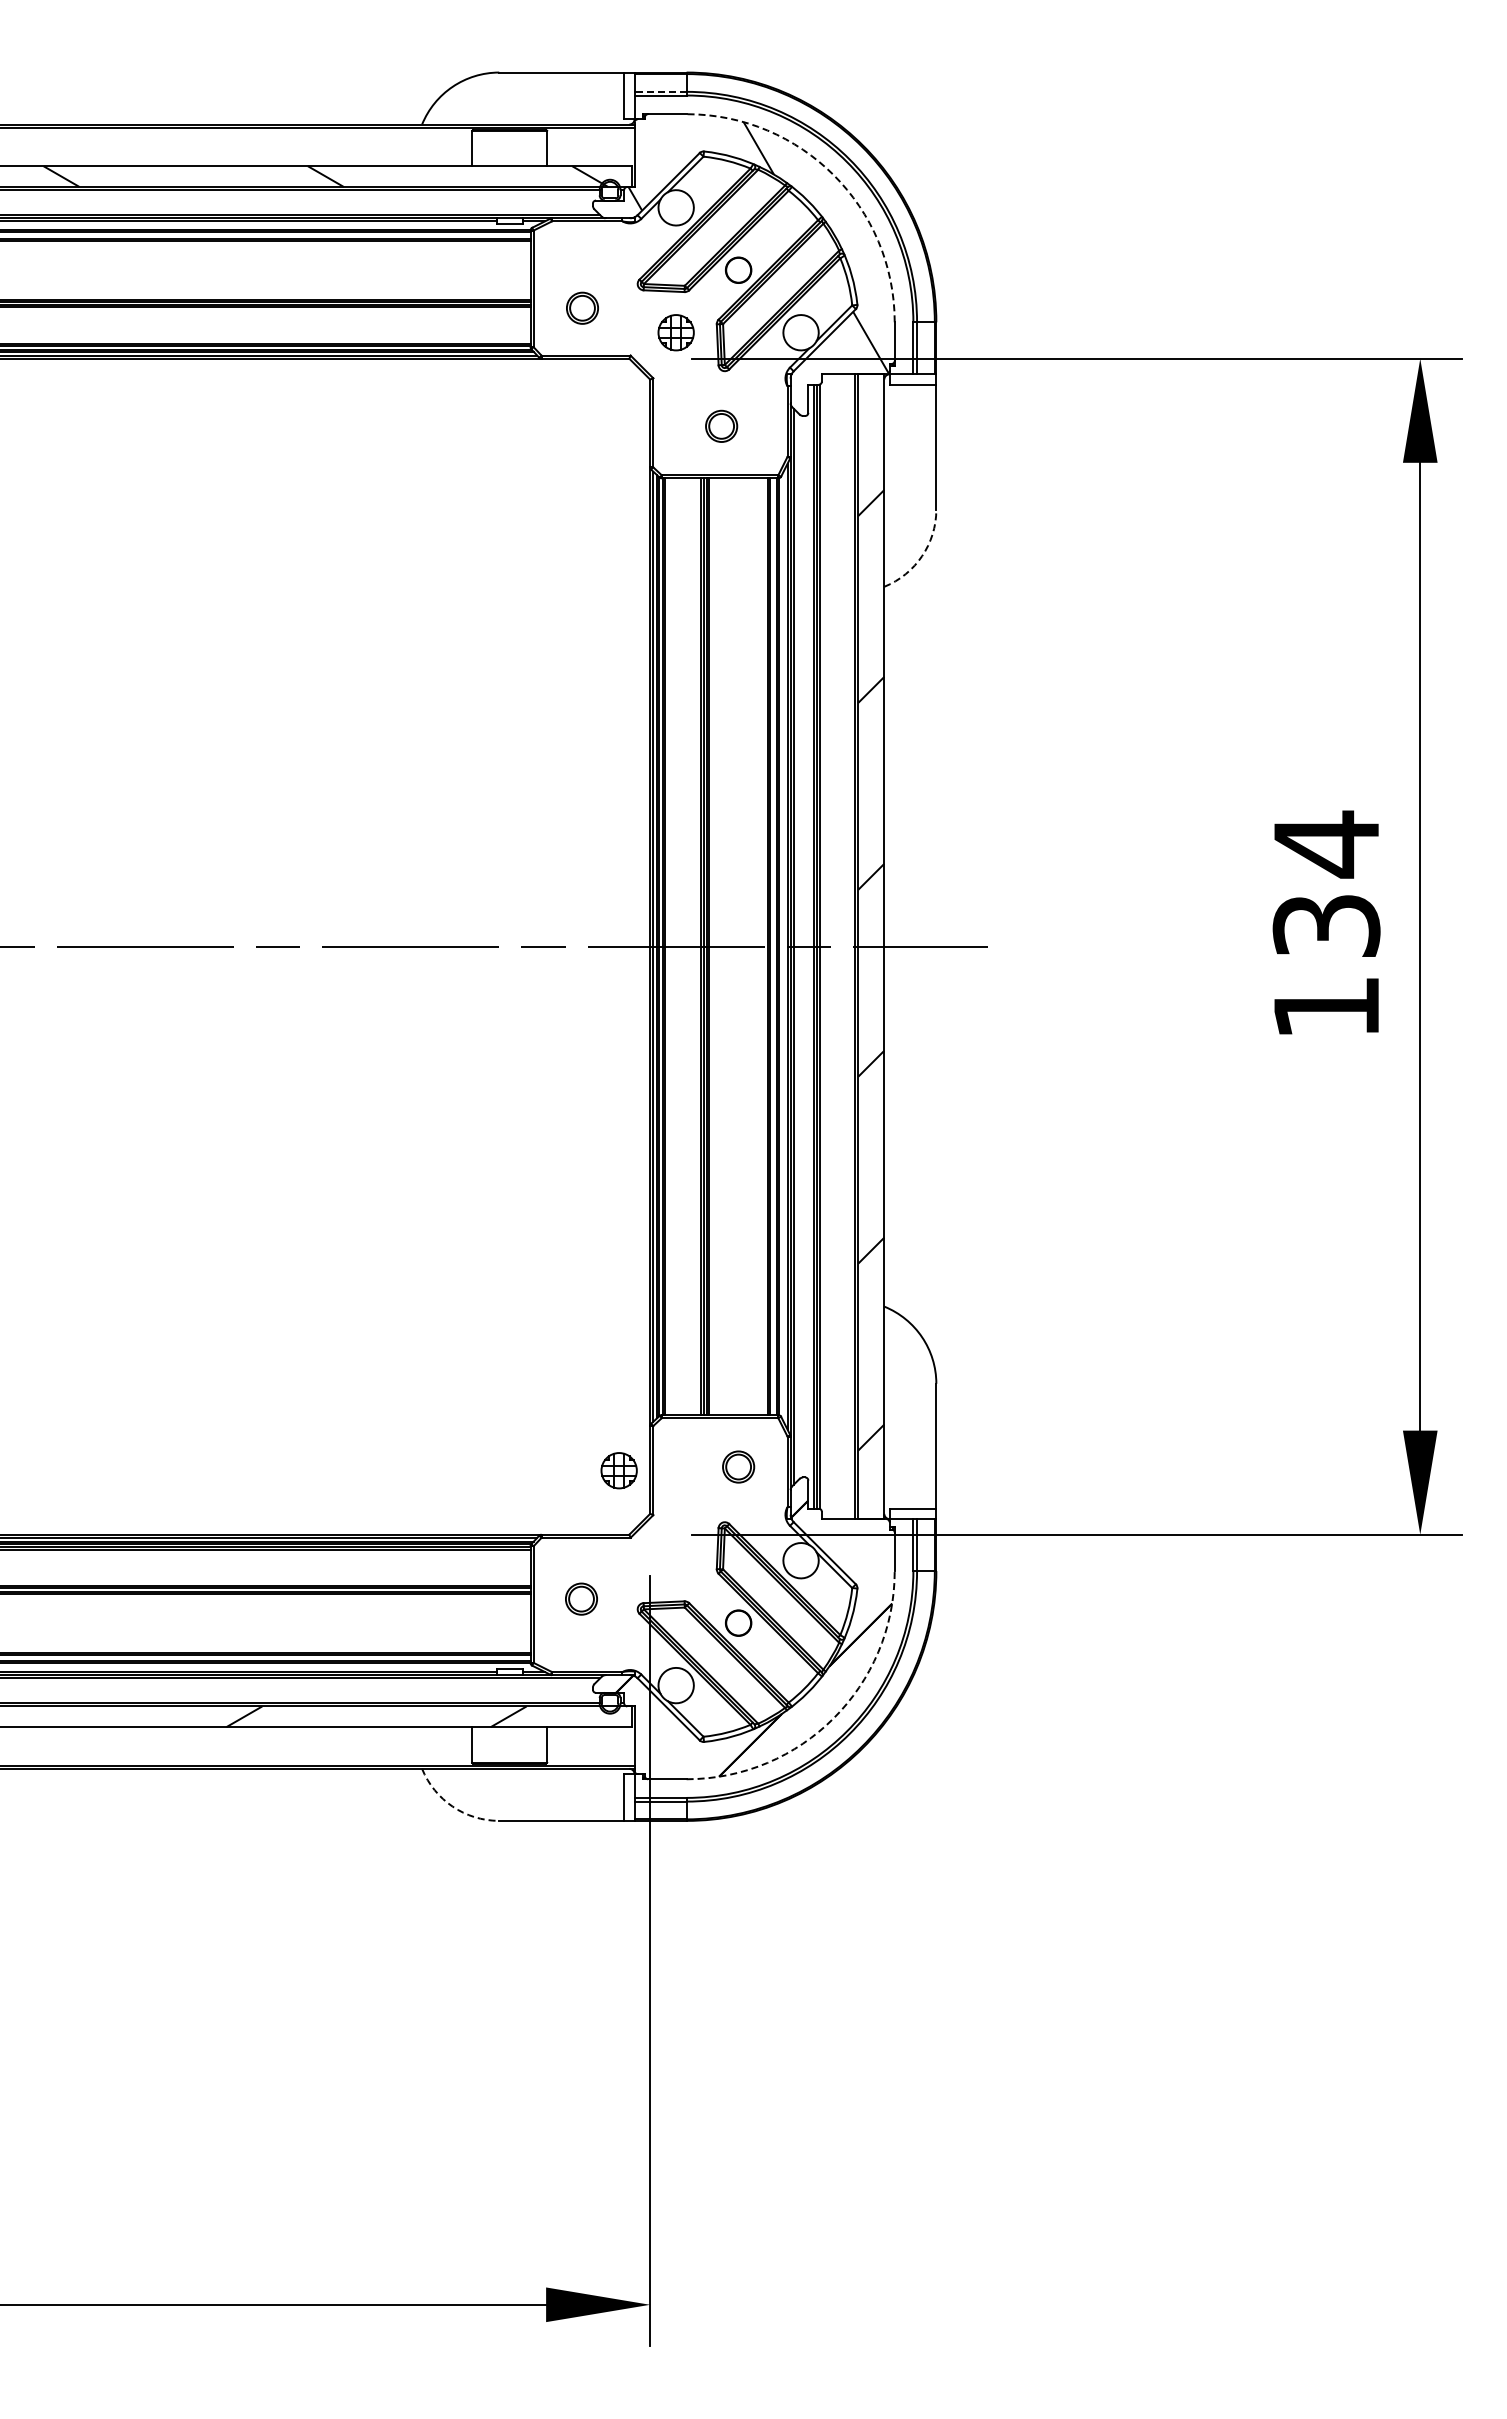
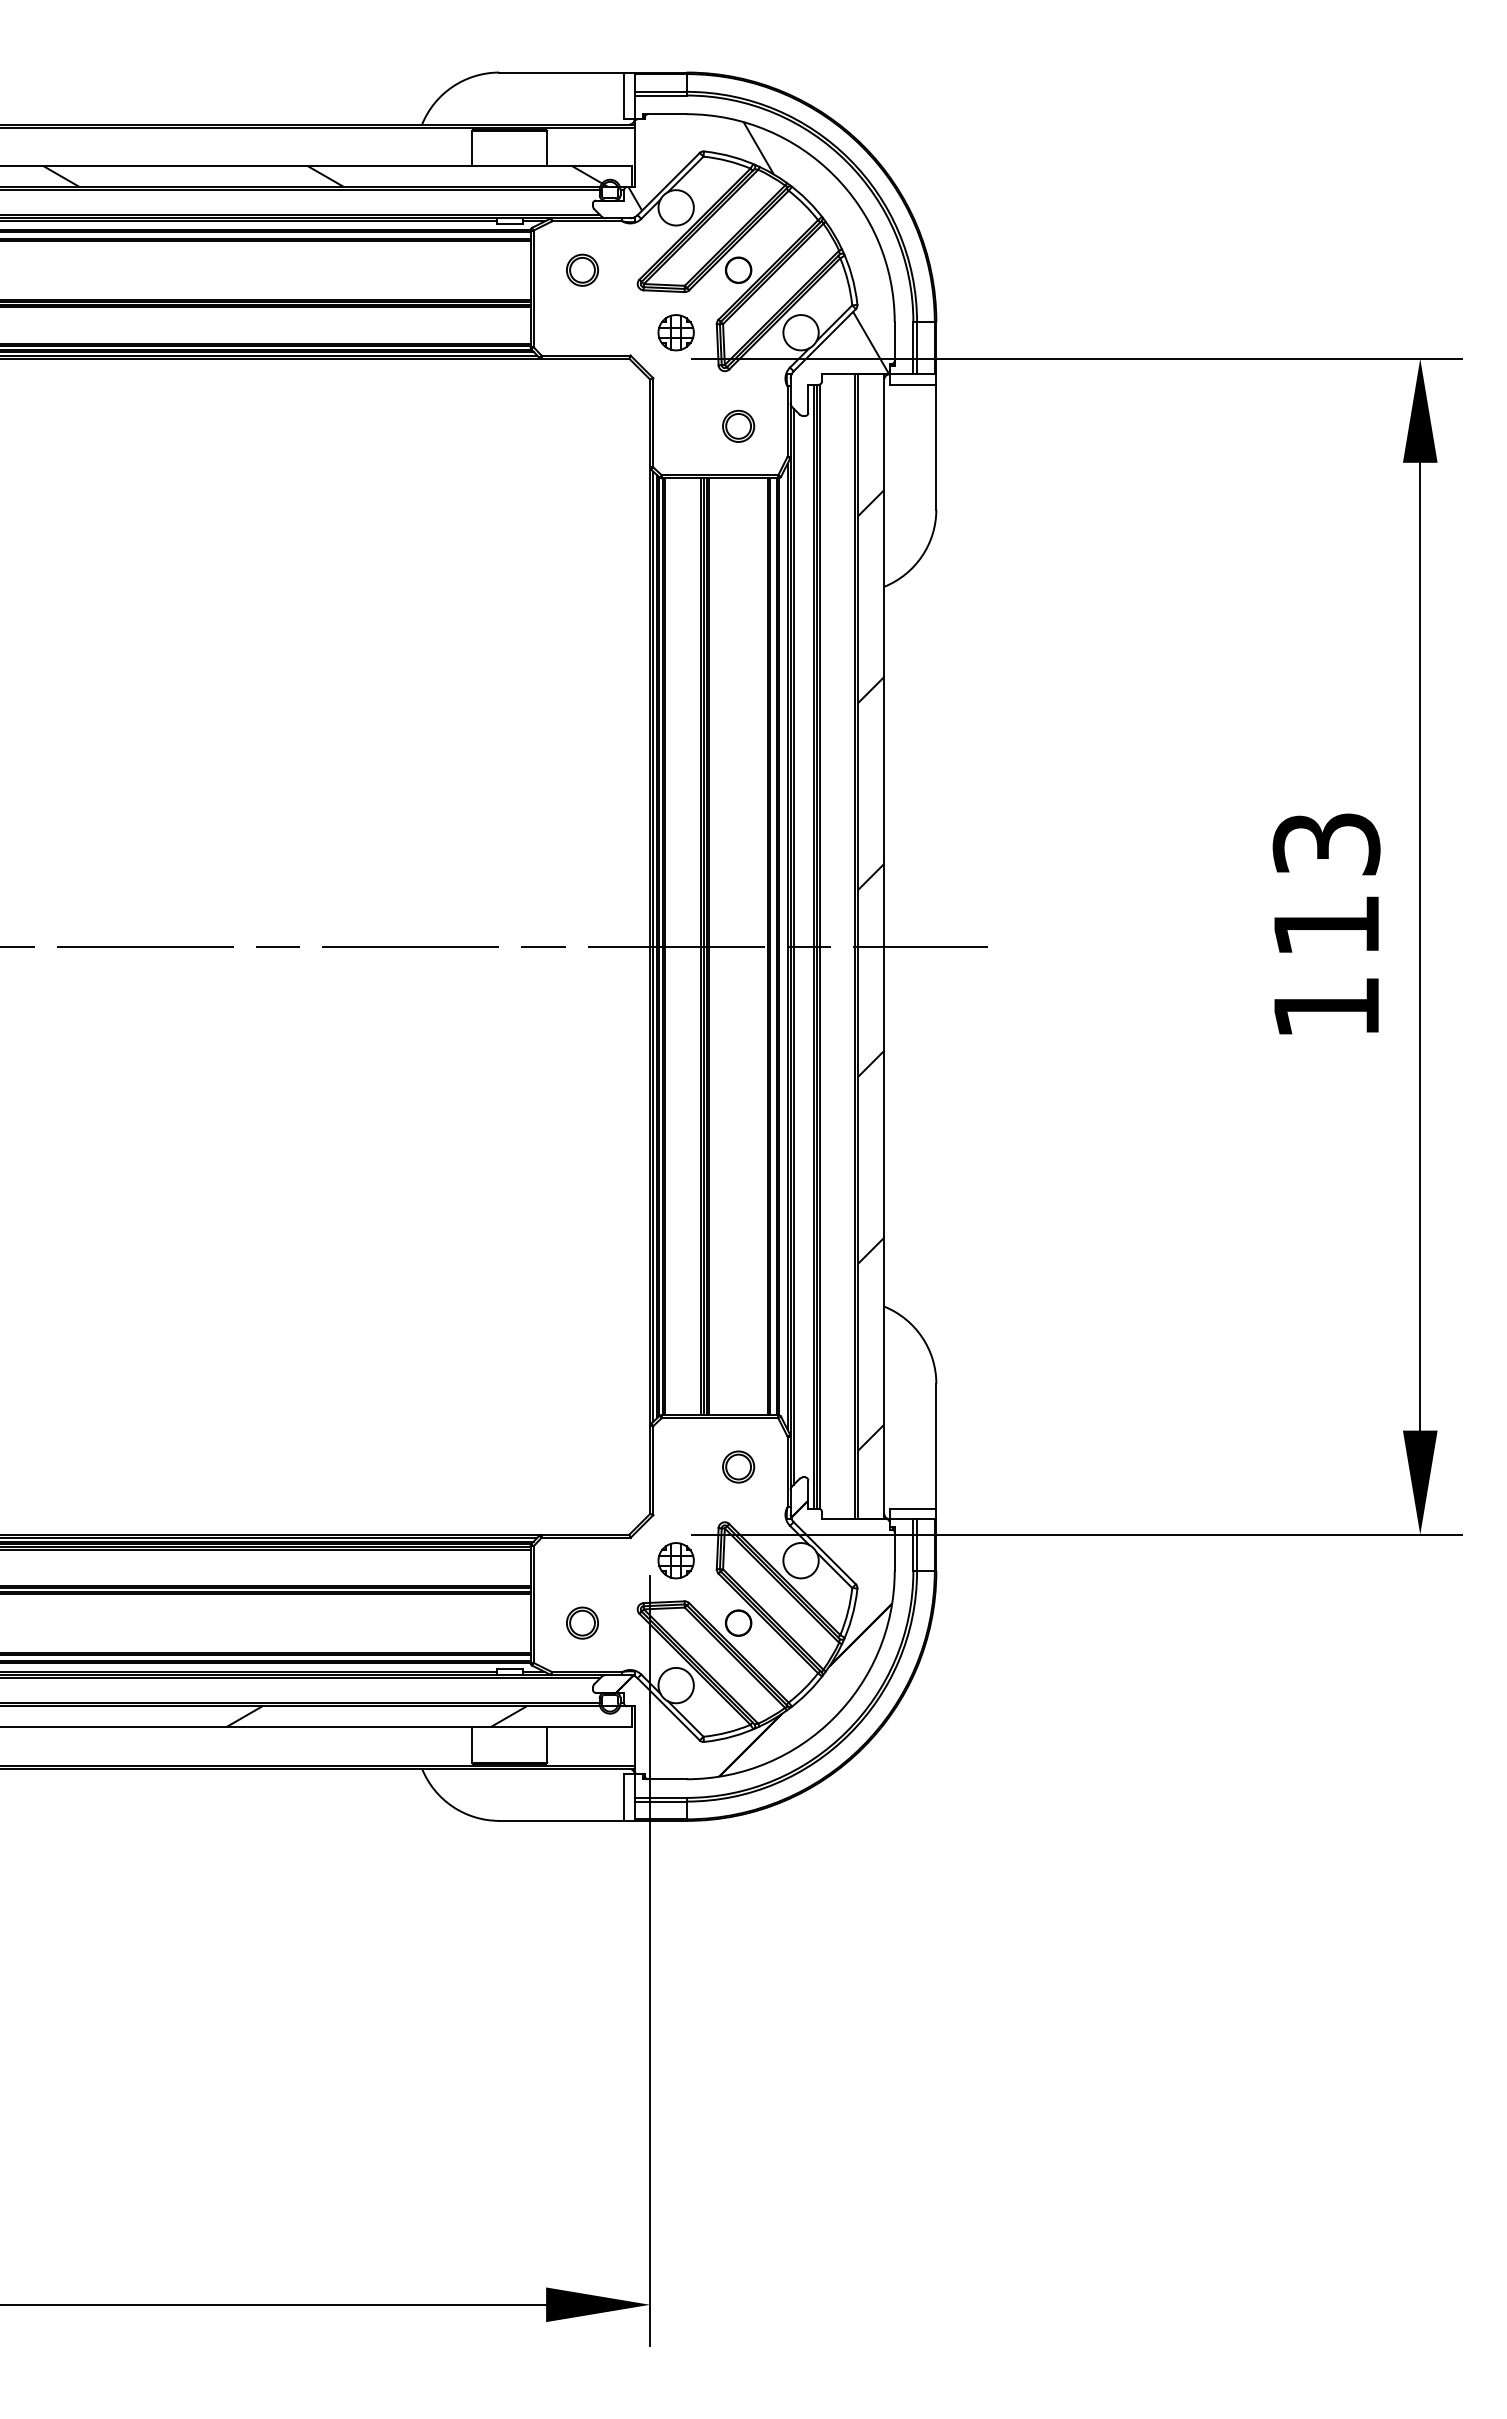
line: dashed -> solid (660, 91)
arc: dashed -> solid (833, 175)
part position: (582, 307) -> (582, 269) (582, 269)
part position: (721, 425) -> (738, 425) (738, 425)
arc: dashed -> solid (922, 556)
text: 134 -> 113 (1326, 883)
part position: (618, 1470) -> (675, 1560) (675, 1560)
part position: (581, 1598) -> (582, 1622) (582, 1622)
arc: dashed -> solid (833, 1718)
arc: dashed -> solid (452, 1806)
